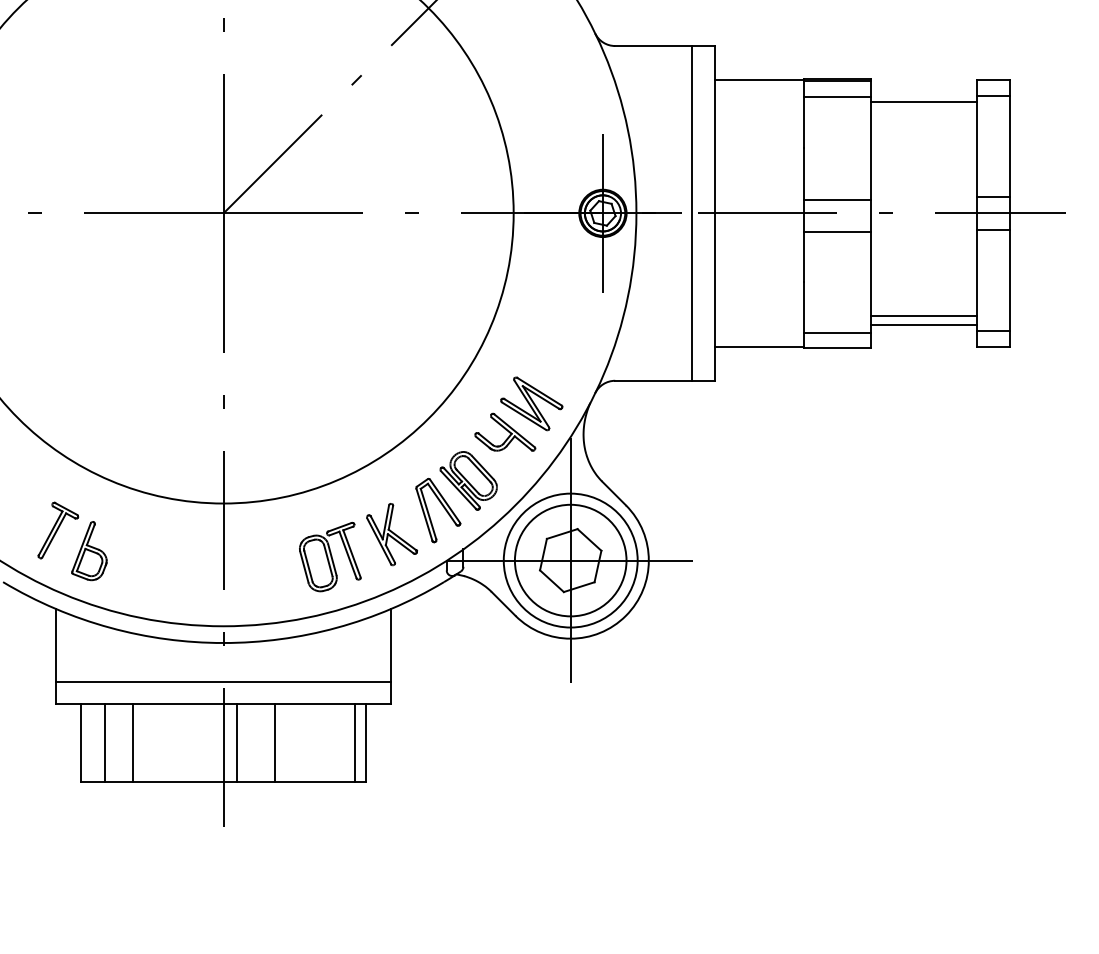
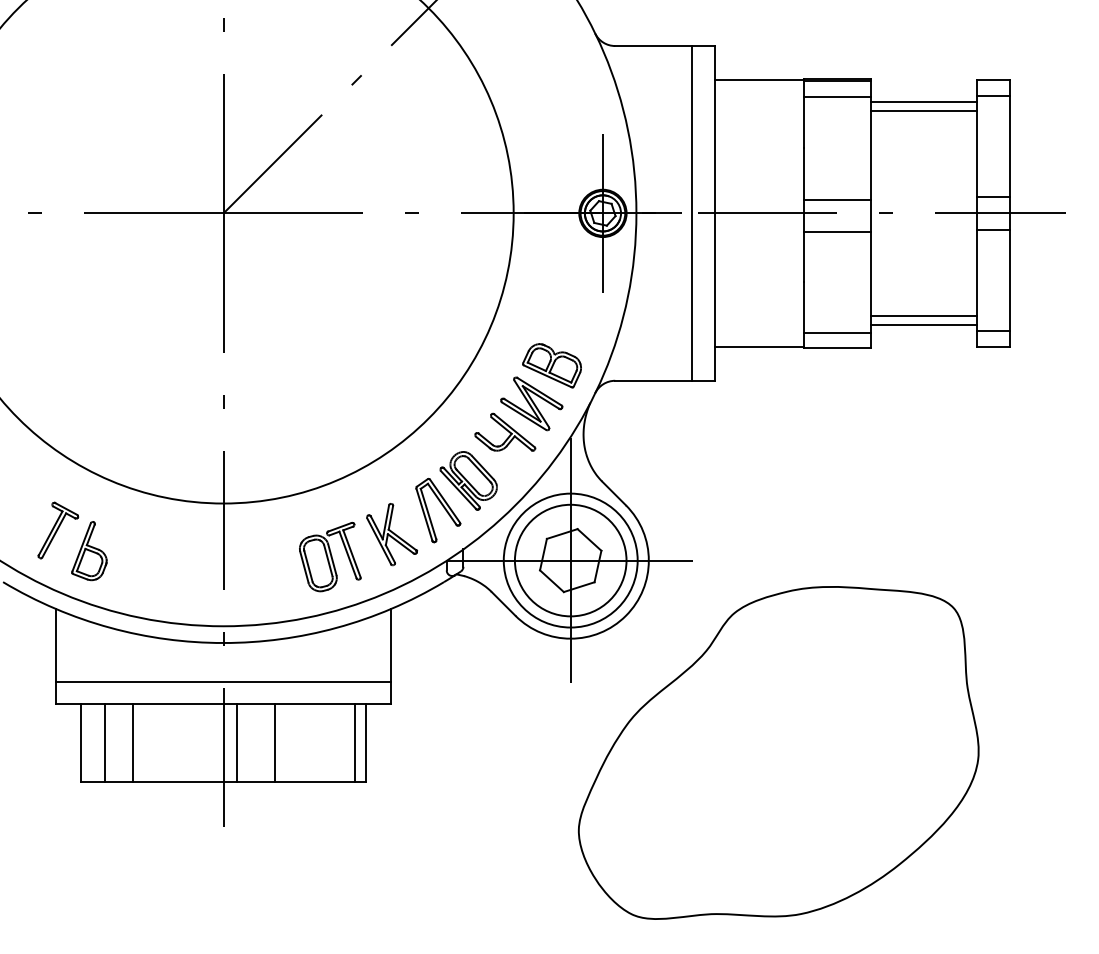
line: none -> present (923, 110)
part: none -> present (551, 365)
part: none -> present (778, 752)
